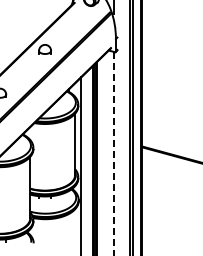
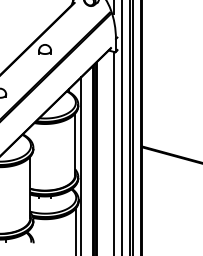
line: none -> present (121, 127)
line: dashed -> solid (113, 153)
line: none -> present (75, 230)
